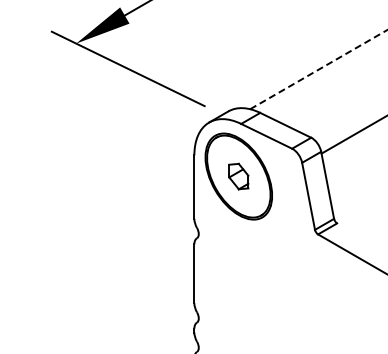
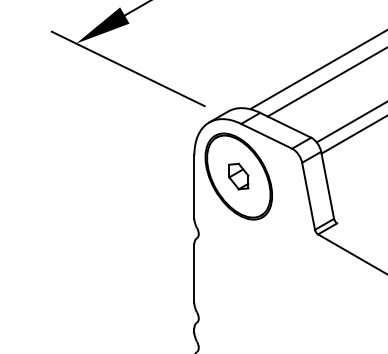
line: dashed -> solid (319, 69)
line: none -> present (325, 82)
line: none -> present (350, 122)
